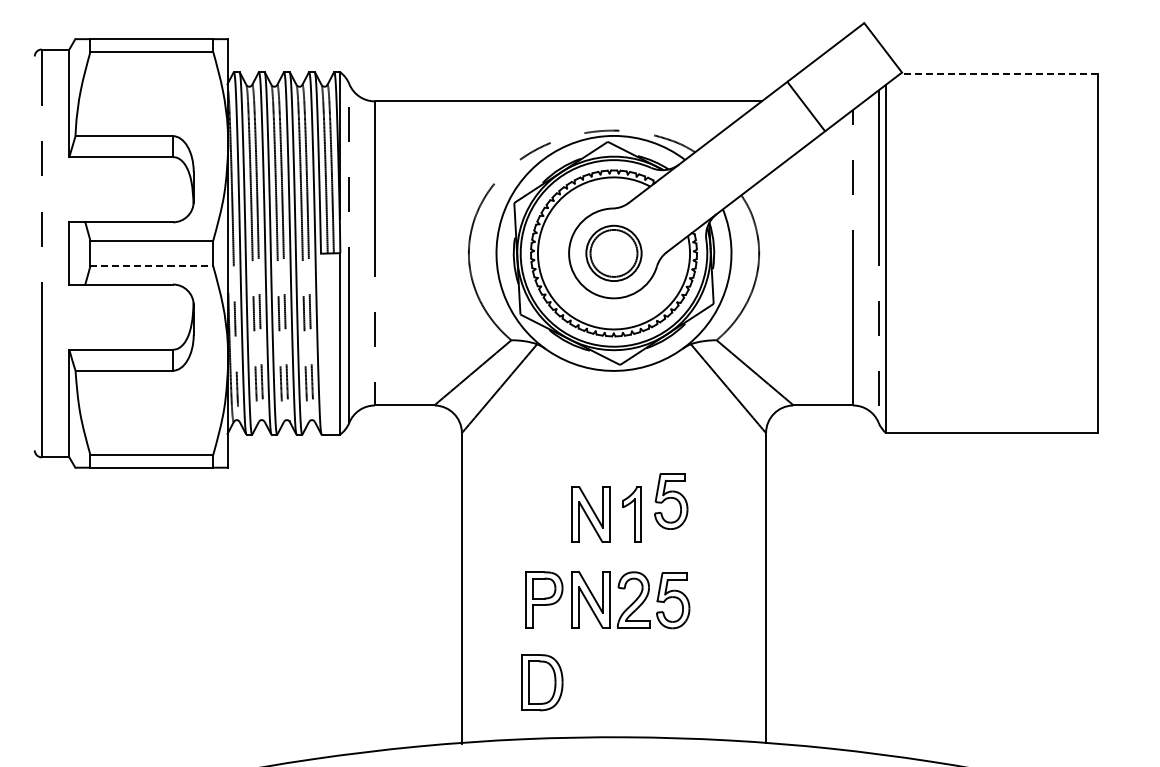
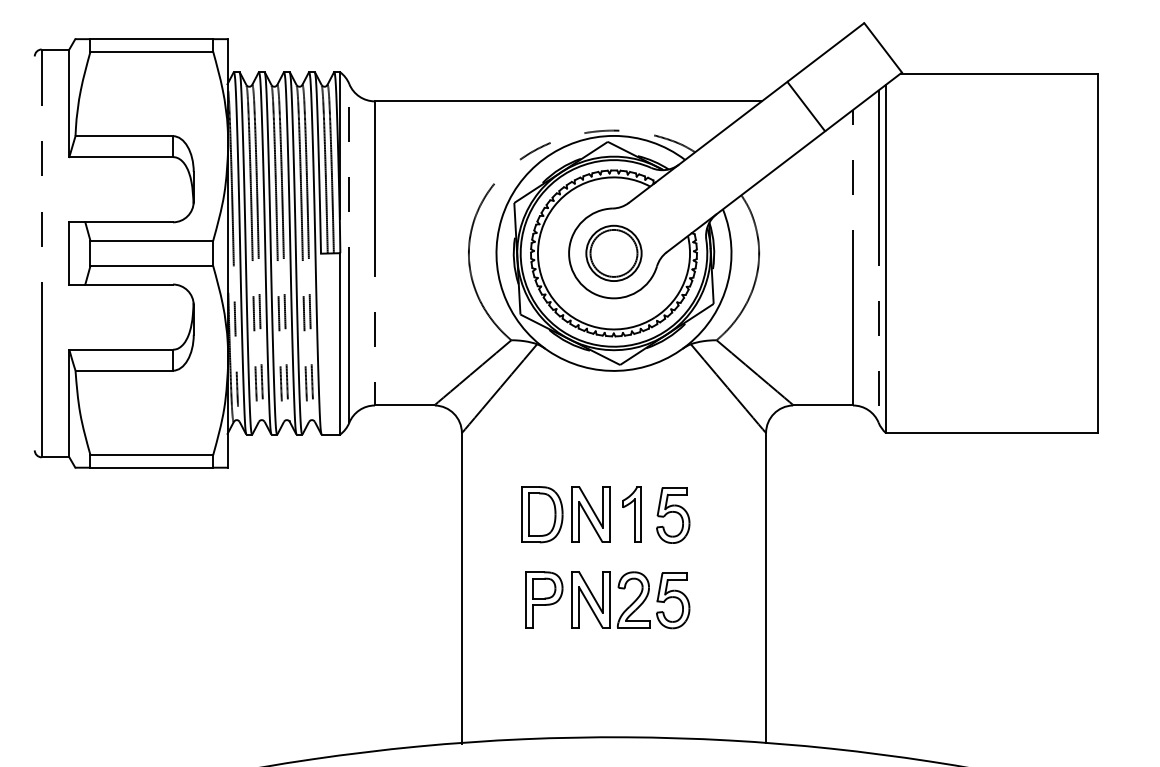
line: dashed -> solid (999, 73)
line: dashed -> solid (152, 265)
part position: (671, 501) -> (673, 515) (673, 515)
part position: (542, 682) -> (542, 514) (542, 514)
